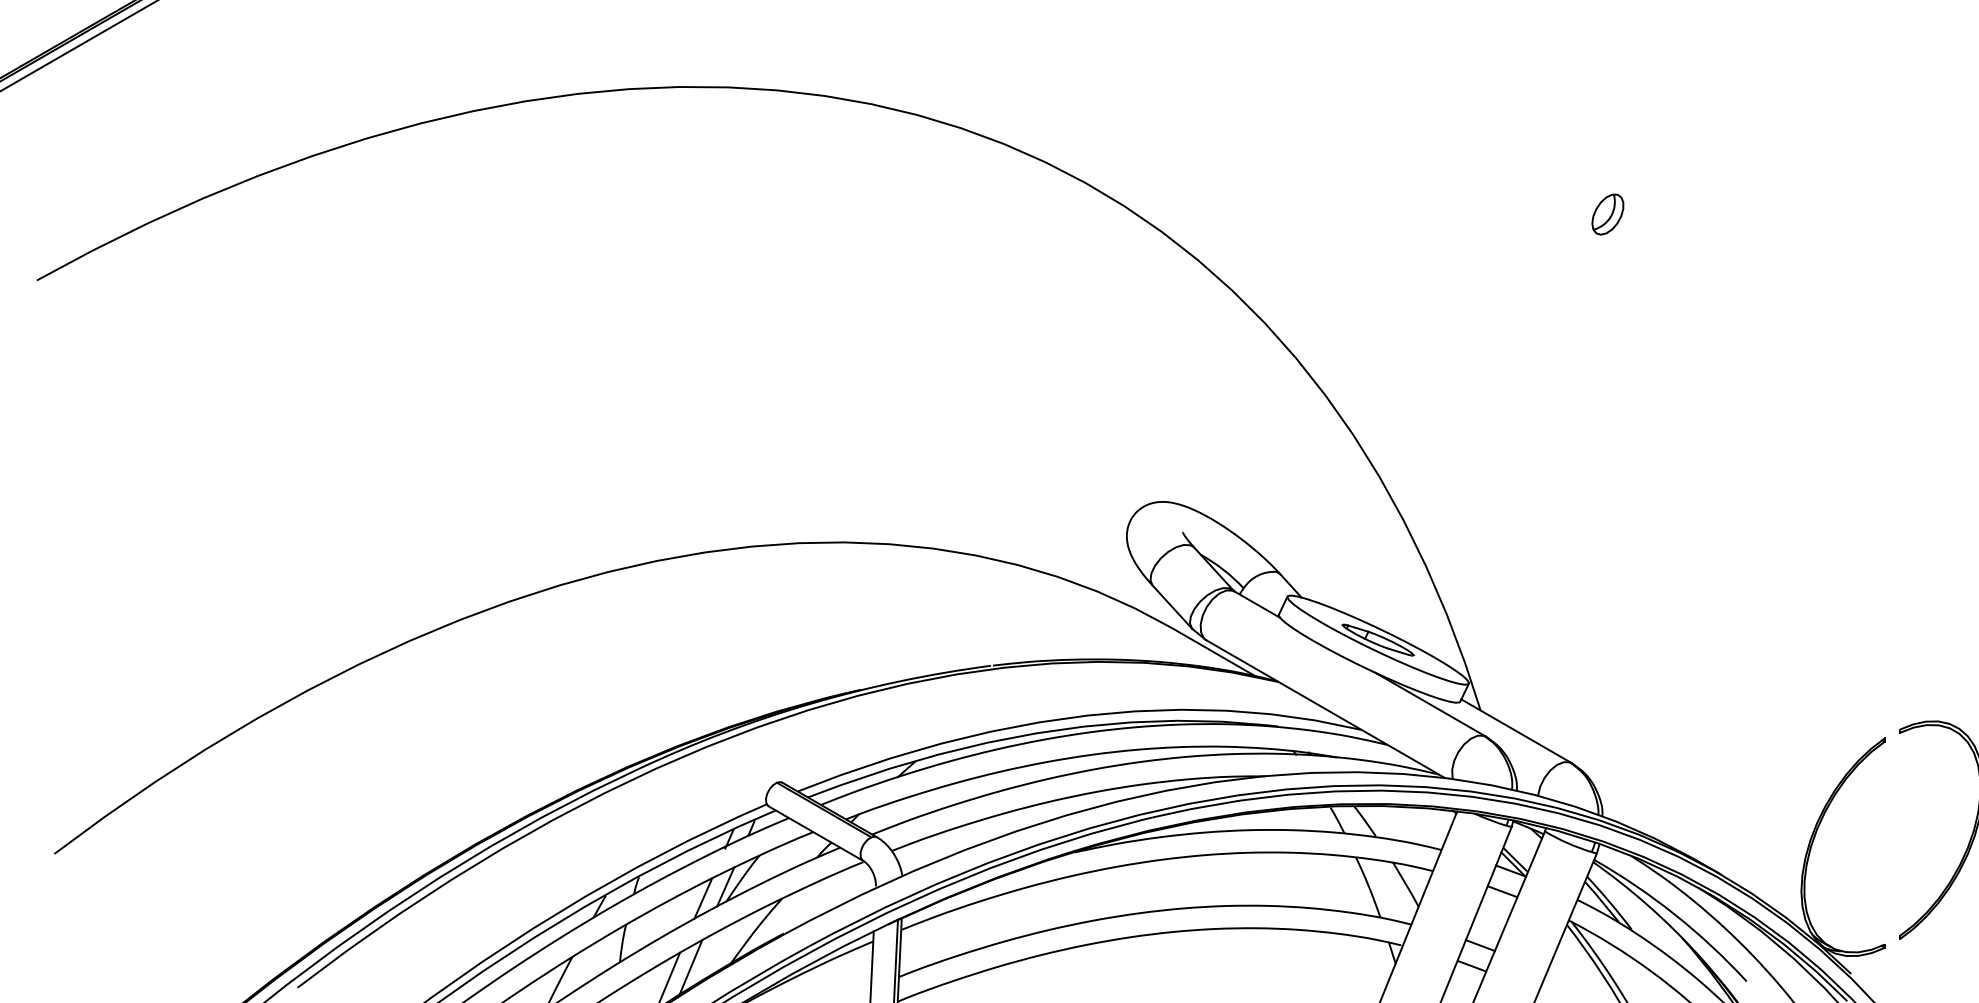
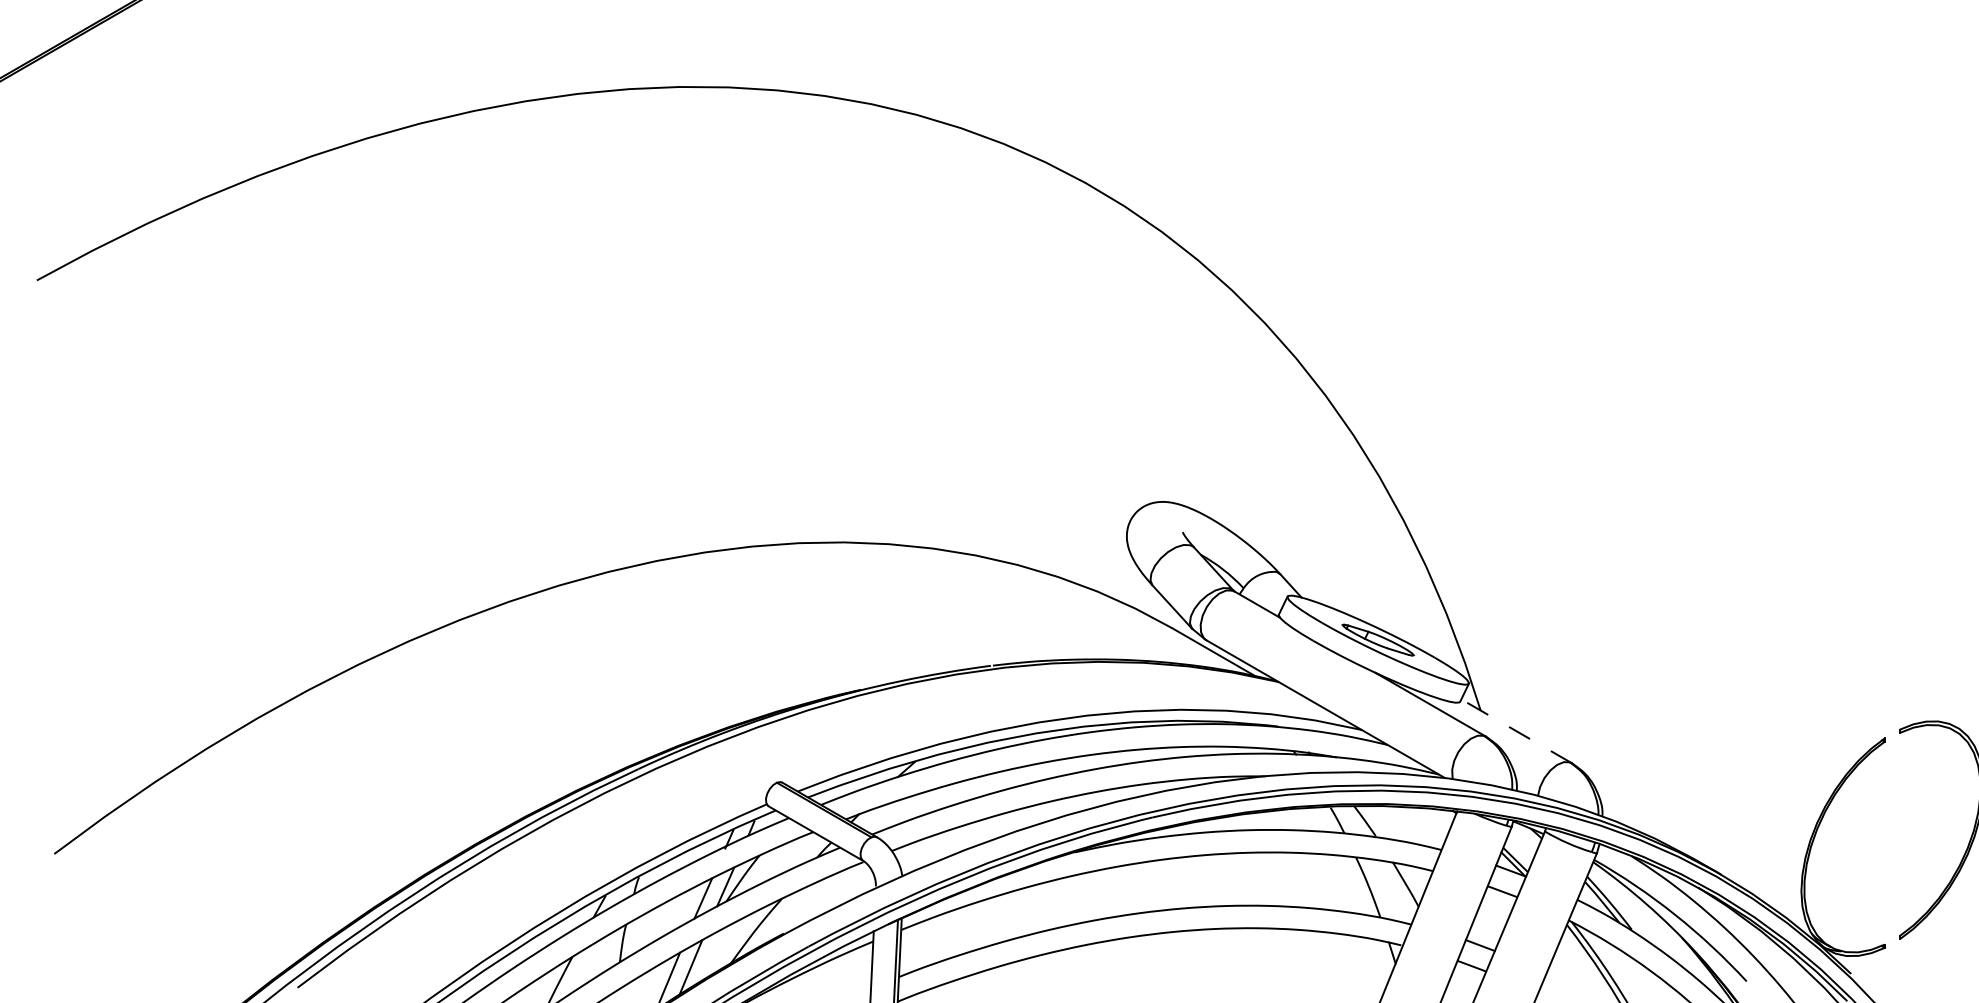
line: present -> none (78, 46)
part: present -> none (1607, 214)
line: solid -> dashed (1516, 731)
